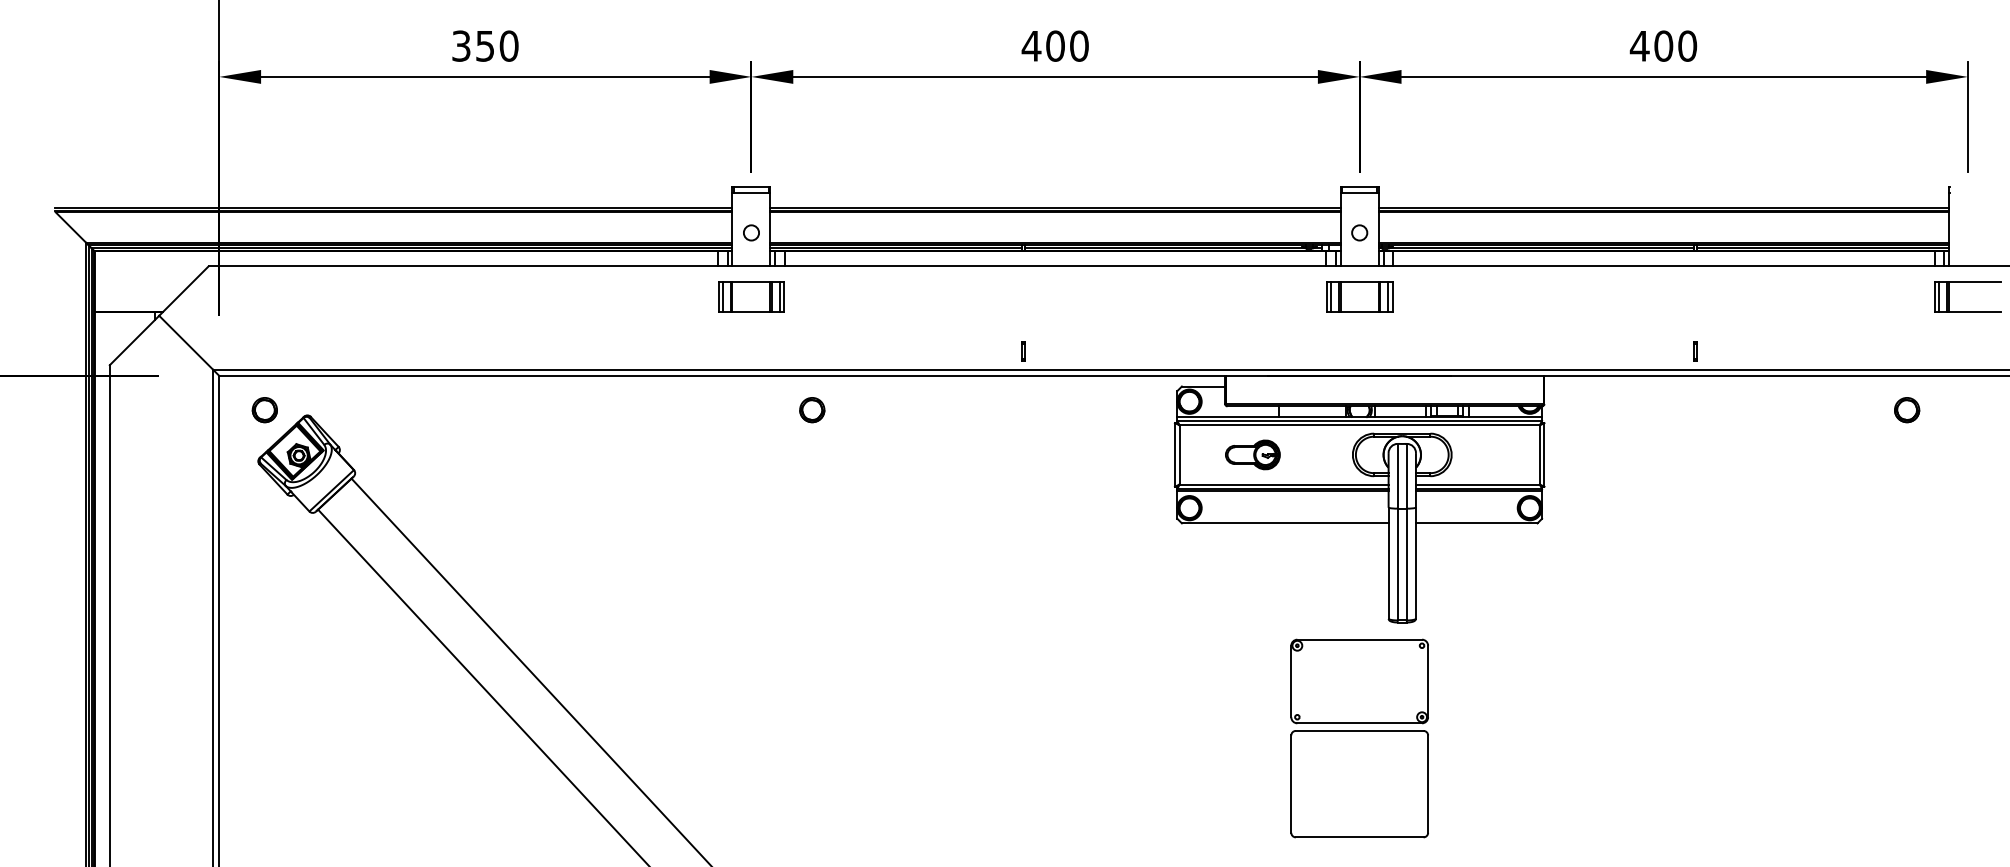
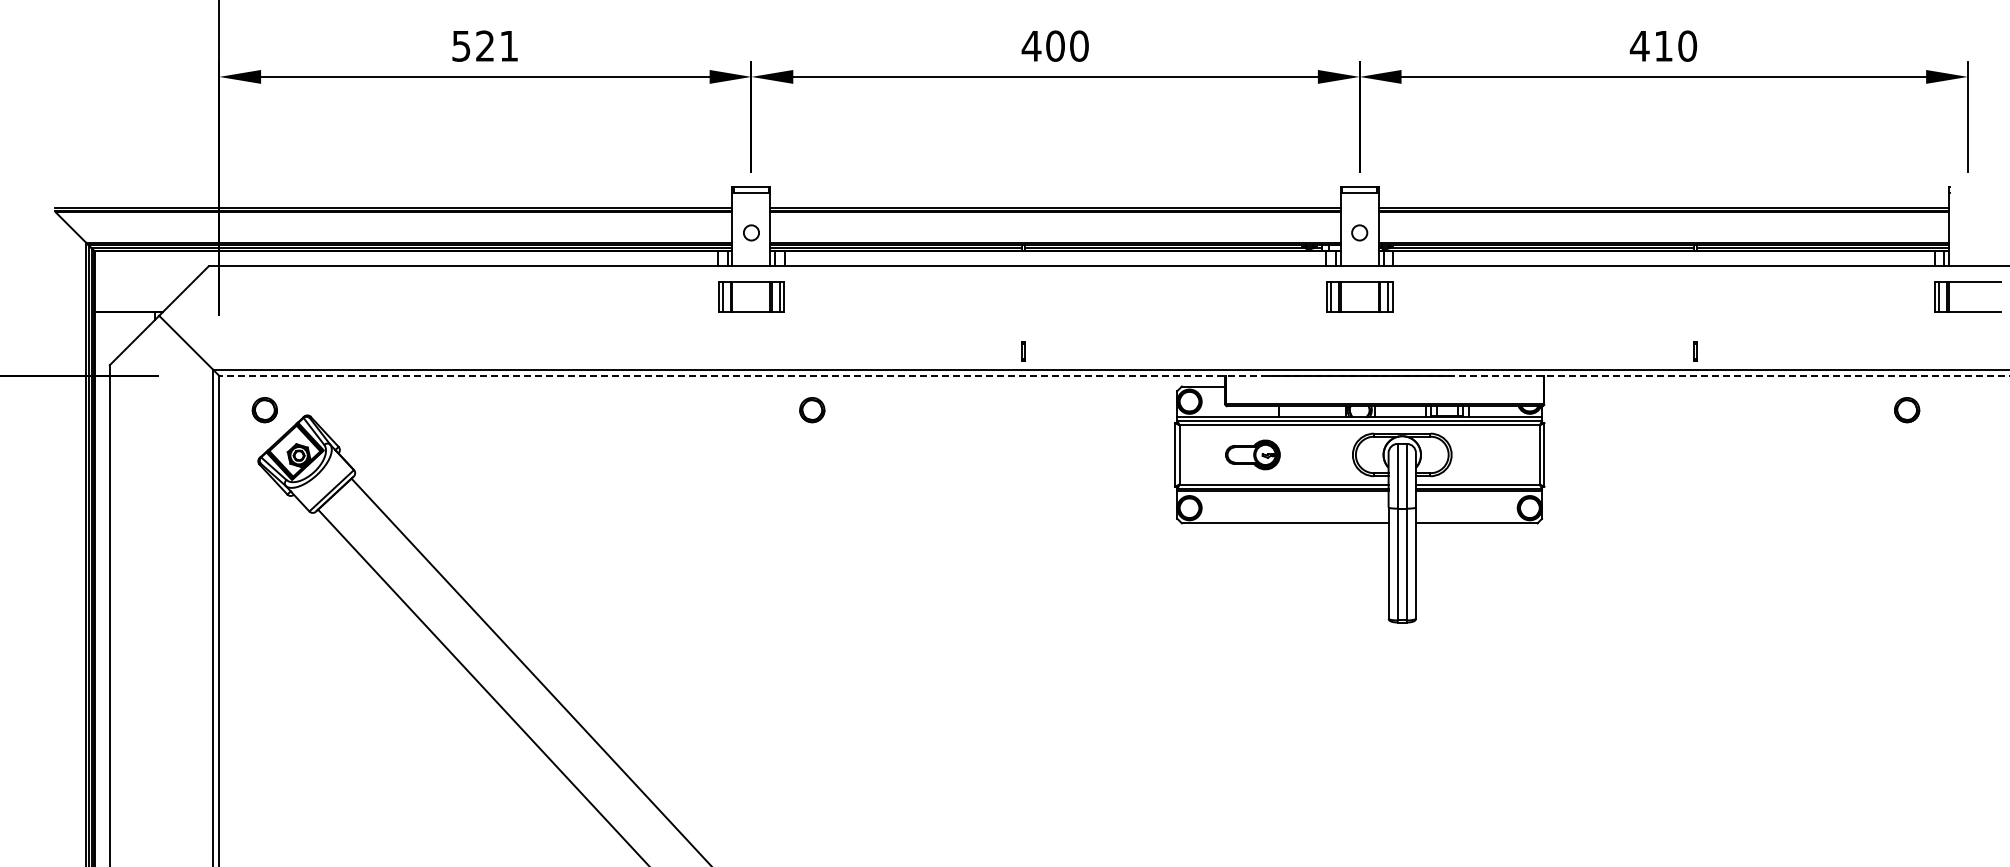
text: 350 -> 521 (485, 45)
text: 400 -> 410 (1663, 45)
line: solid -> dashed (1114, 375)
part: present -> none (1359, 738)
